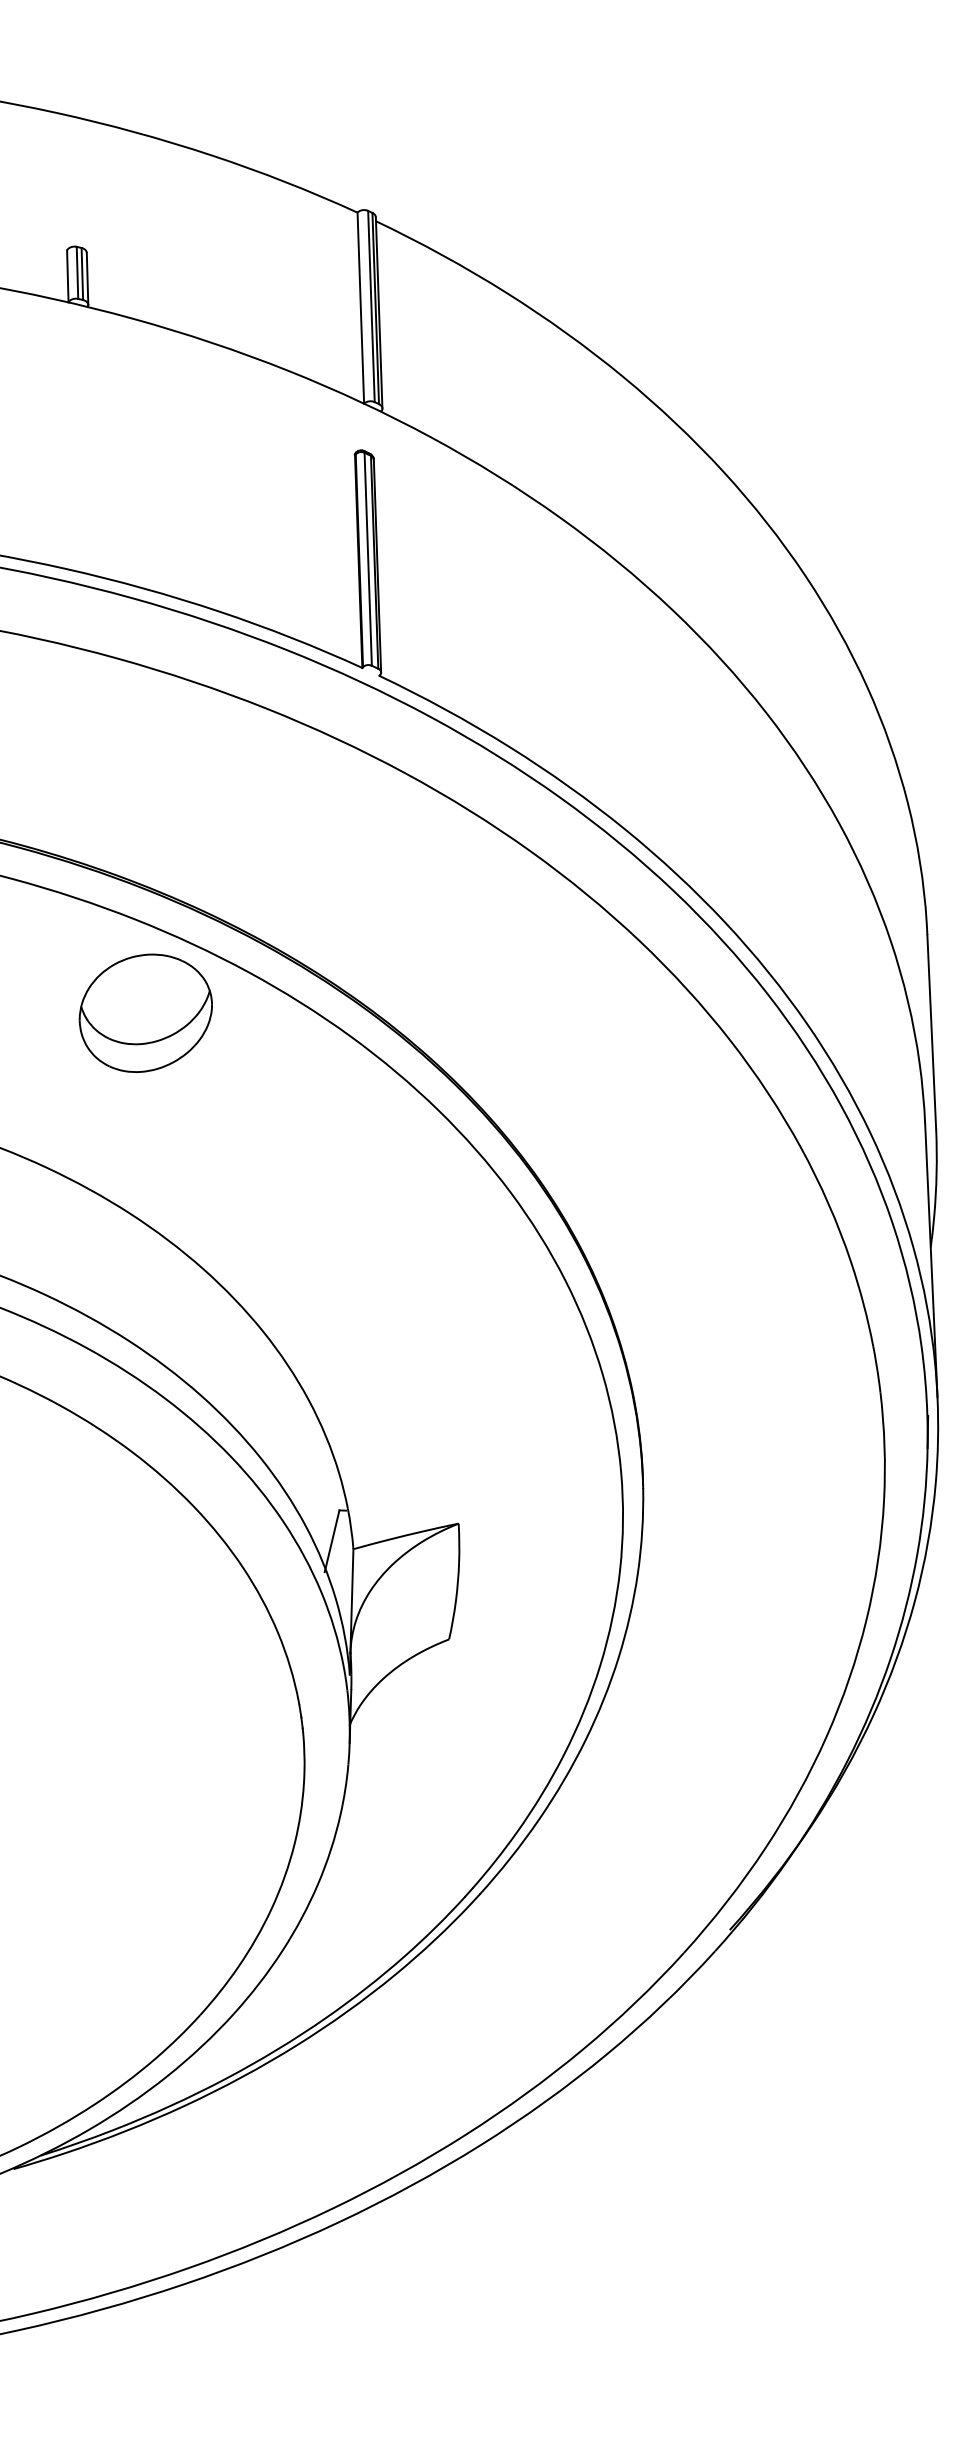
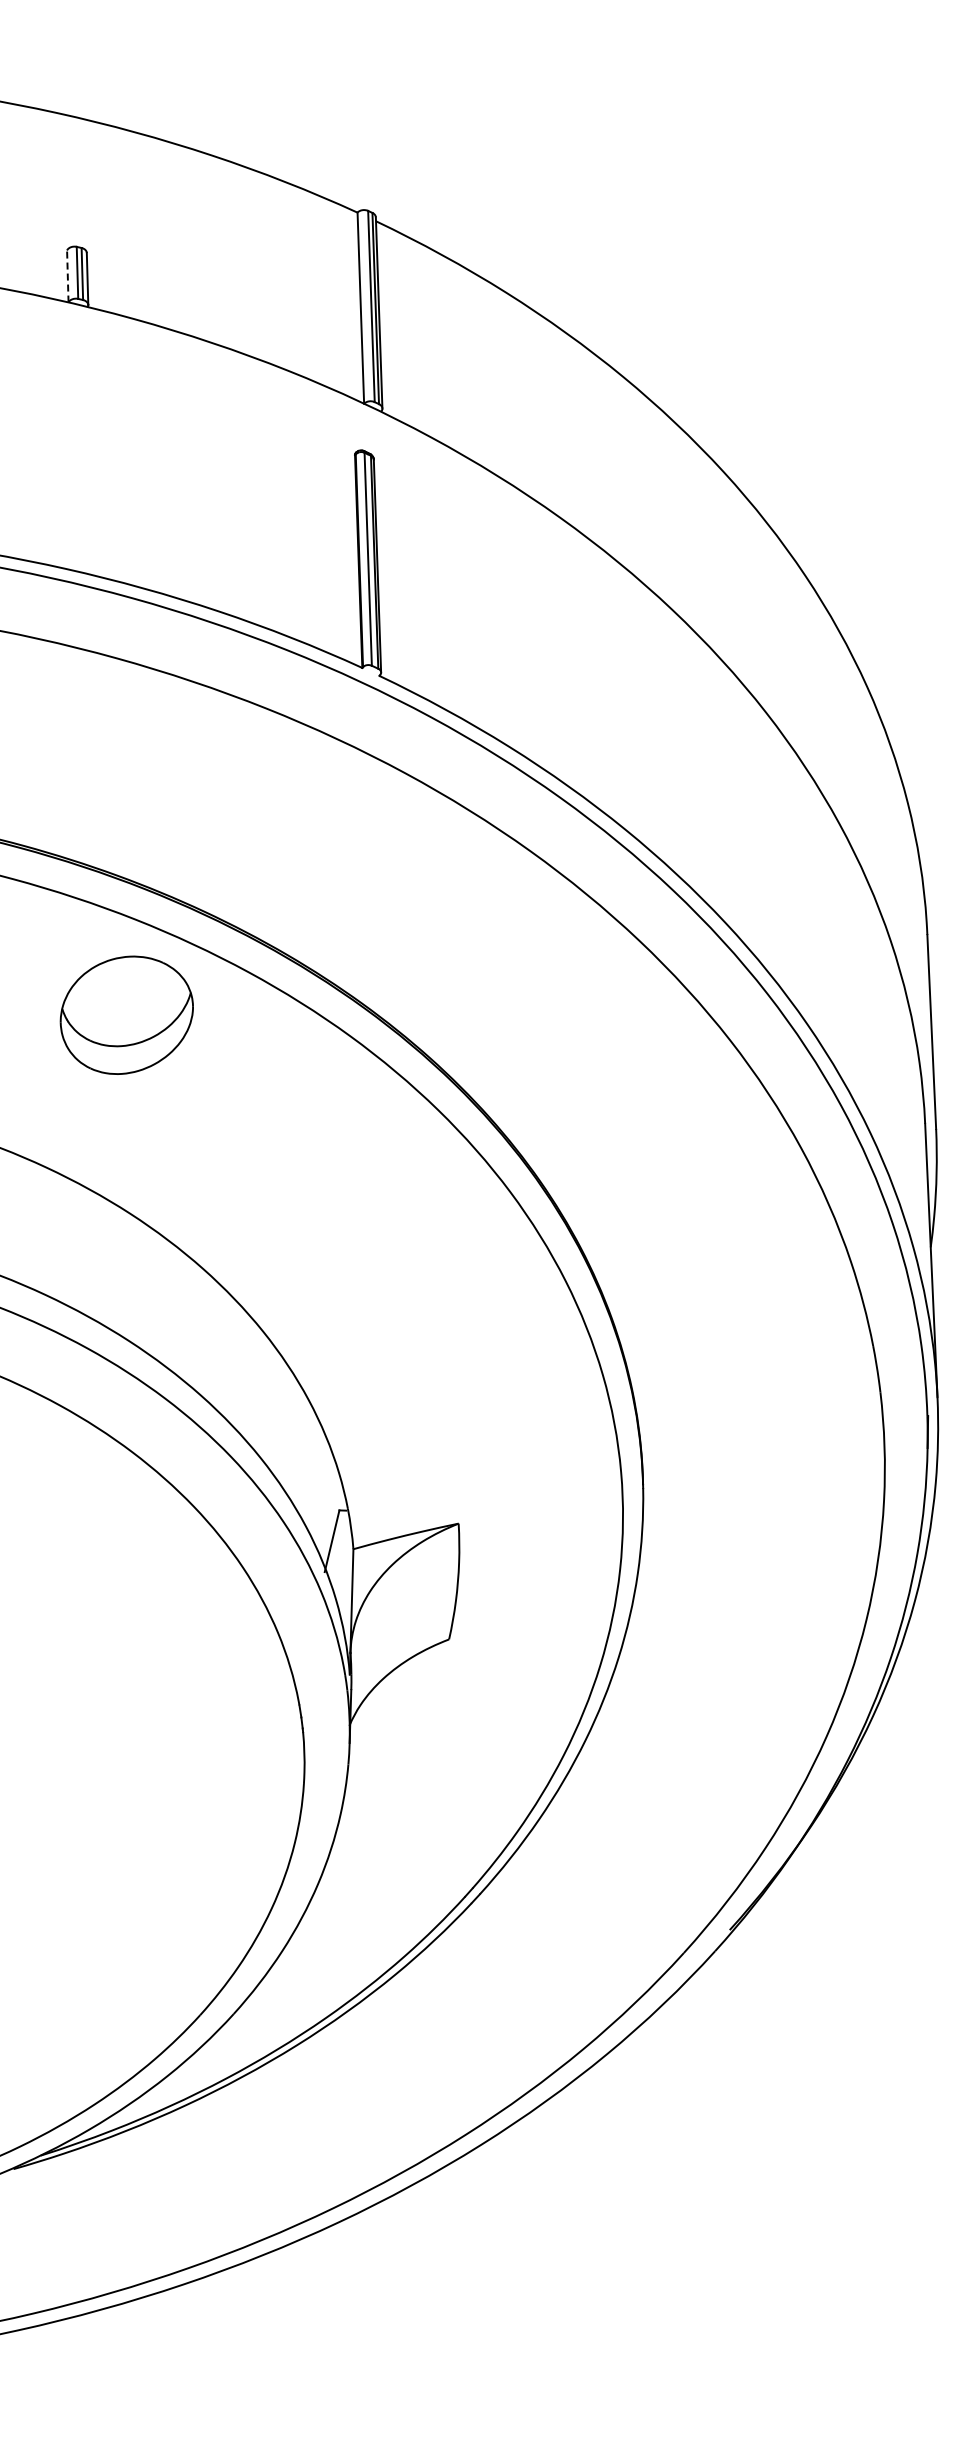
line: solid -> dashed (67, 276)
part position: (145, 1012) -> (126, 1014) (126, 1014)
